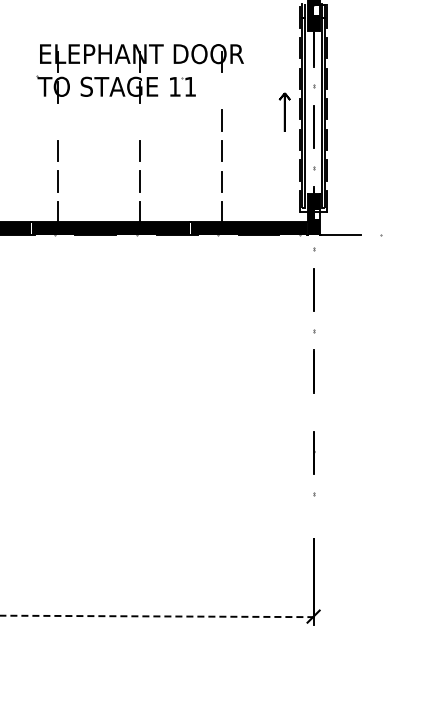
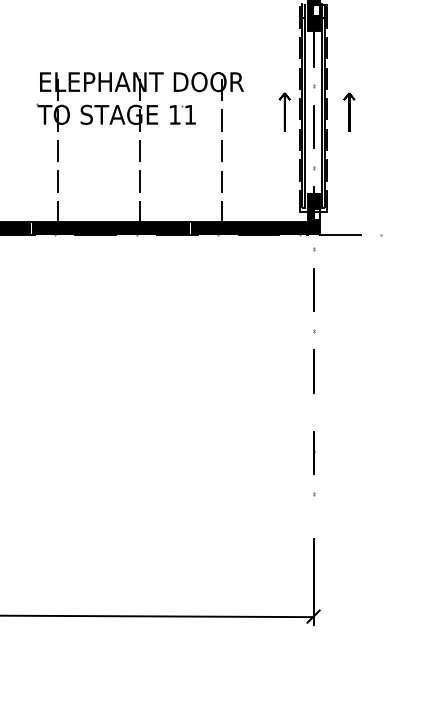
part position: (139, 73) -> (139, 101) (139, 101)
part: none -> present (349, 111)
line: dashed -> solid (157, 616)
